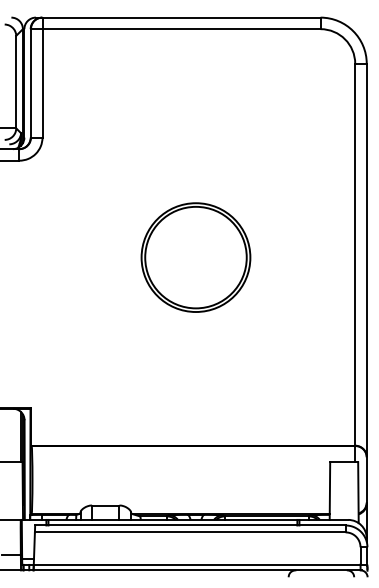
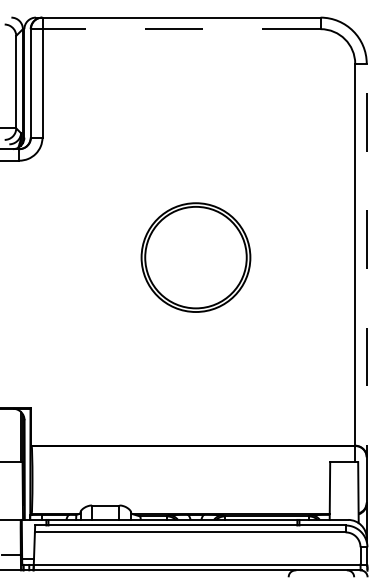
line: solid -> dashed (175, 29)
line: solid -> dashed (366, 283)
